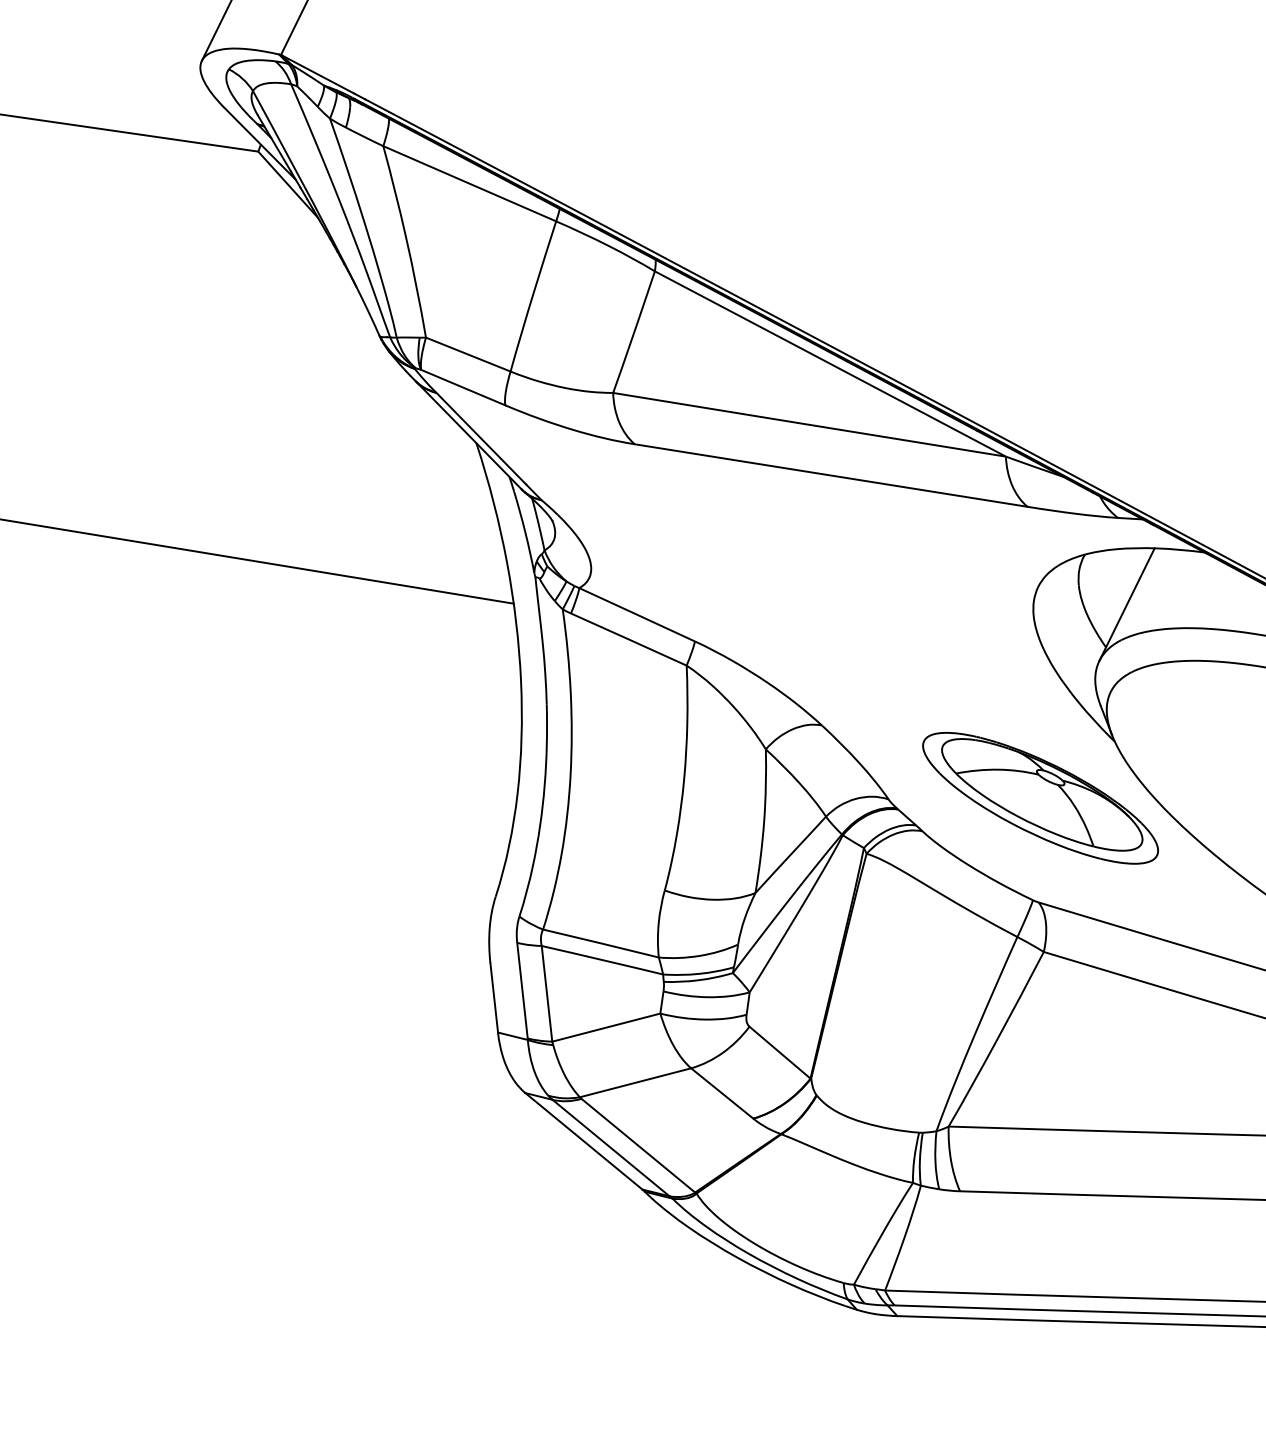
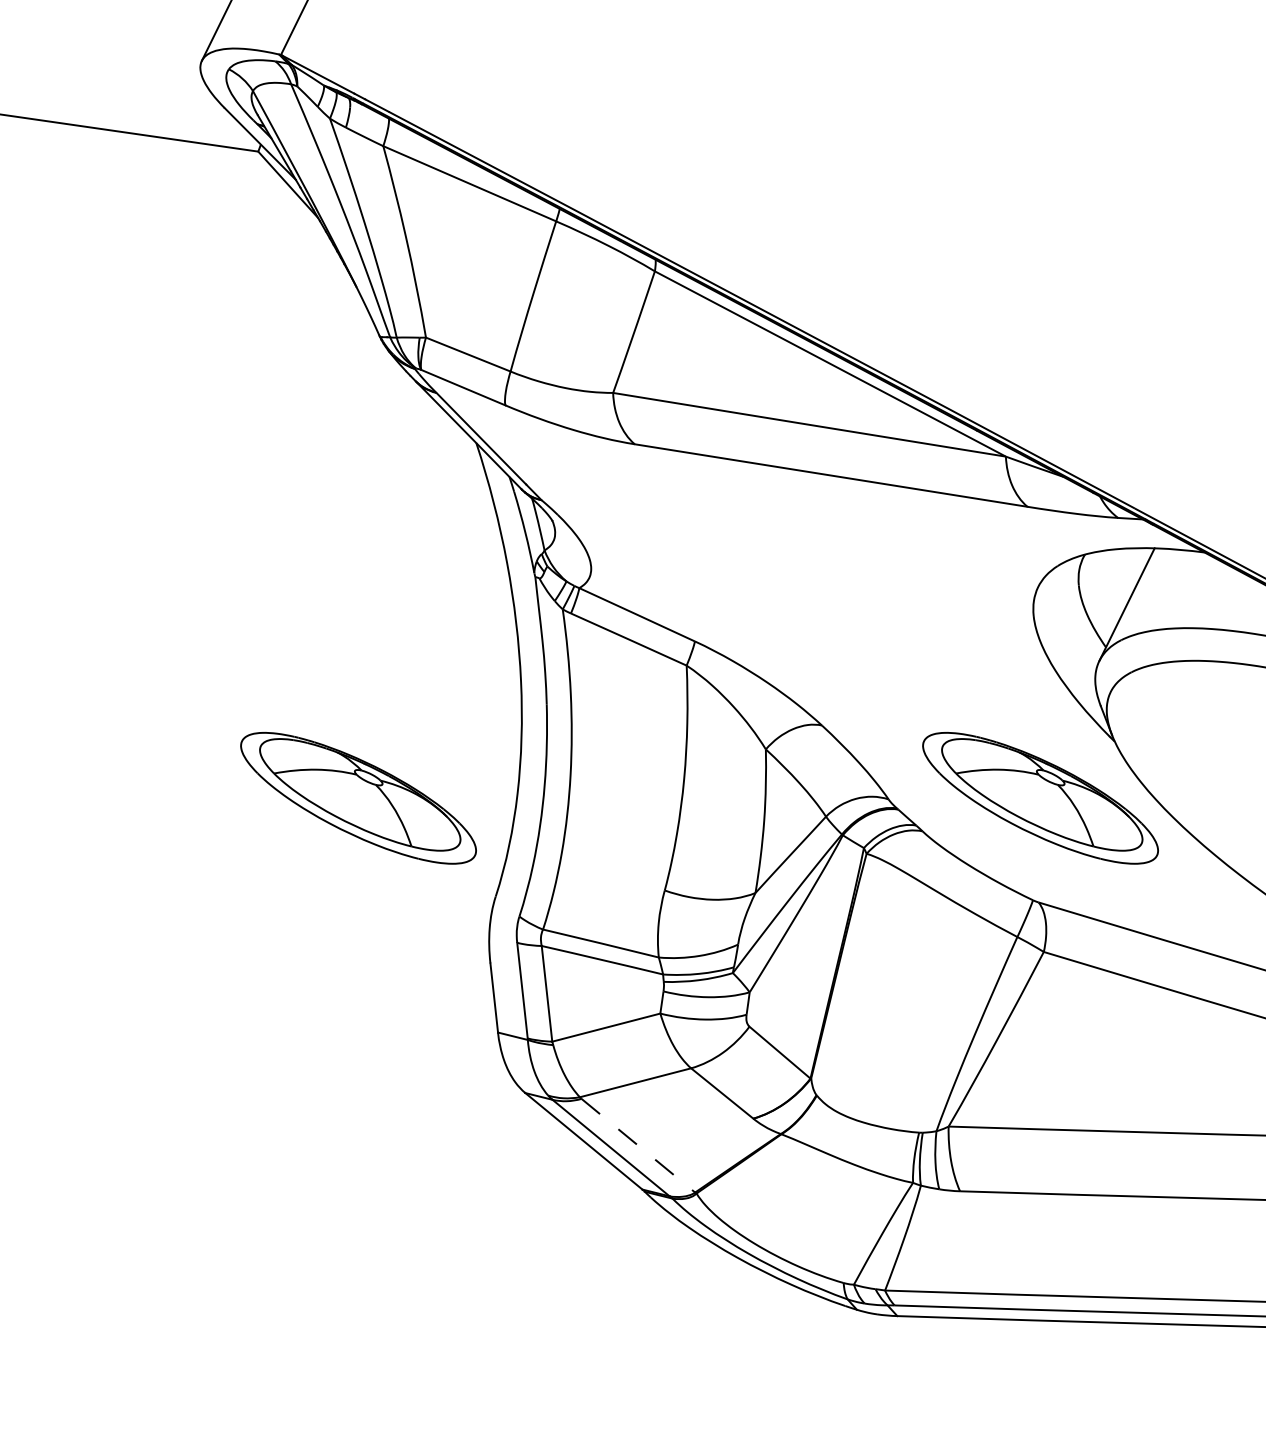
line: present -> none (257, 561)
part: none -> present (358, 798)
line: solid -> dashed (638, 1145)
